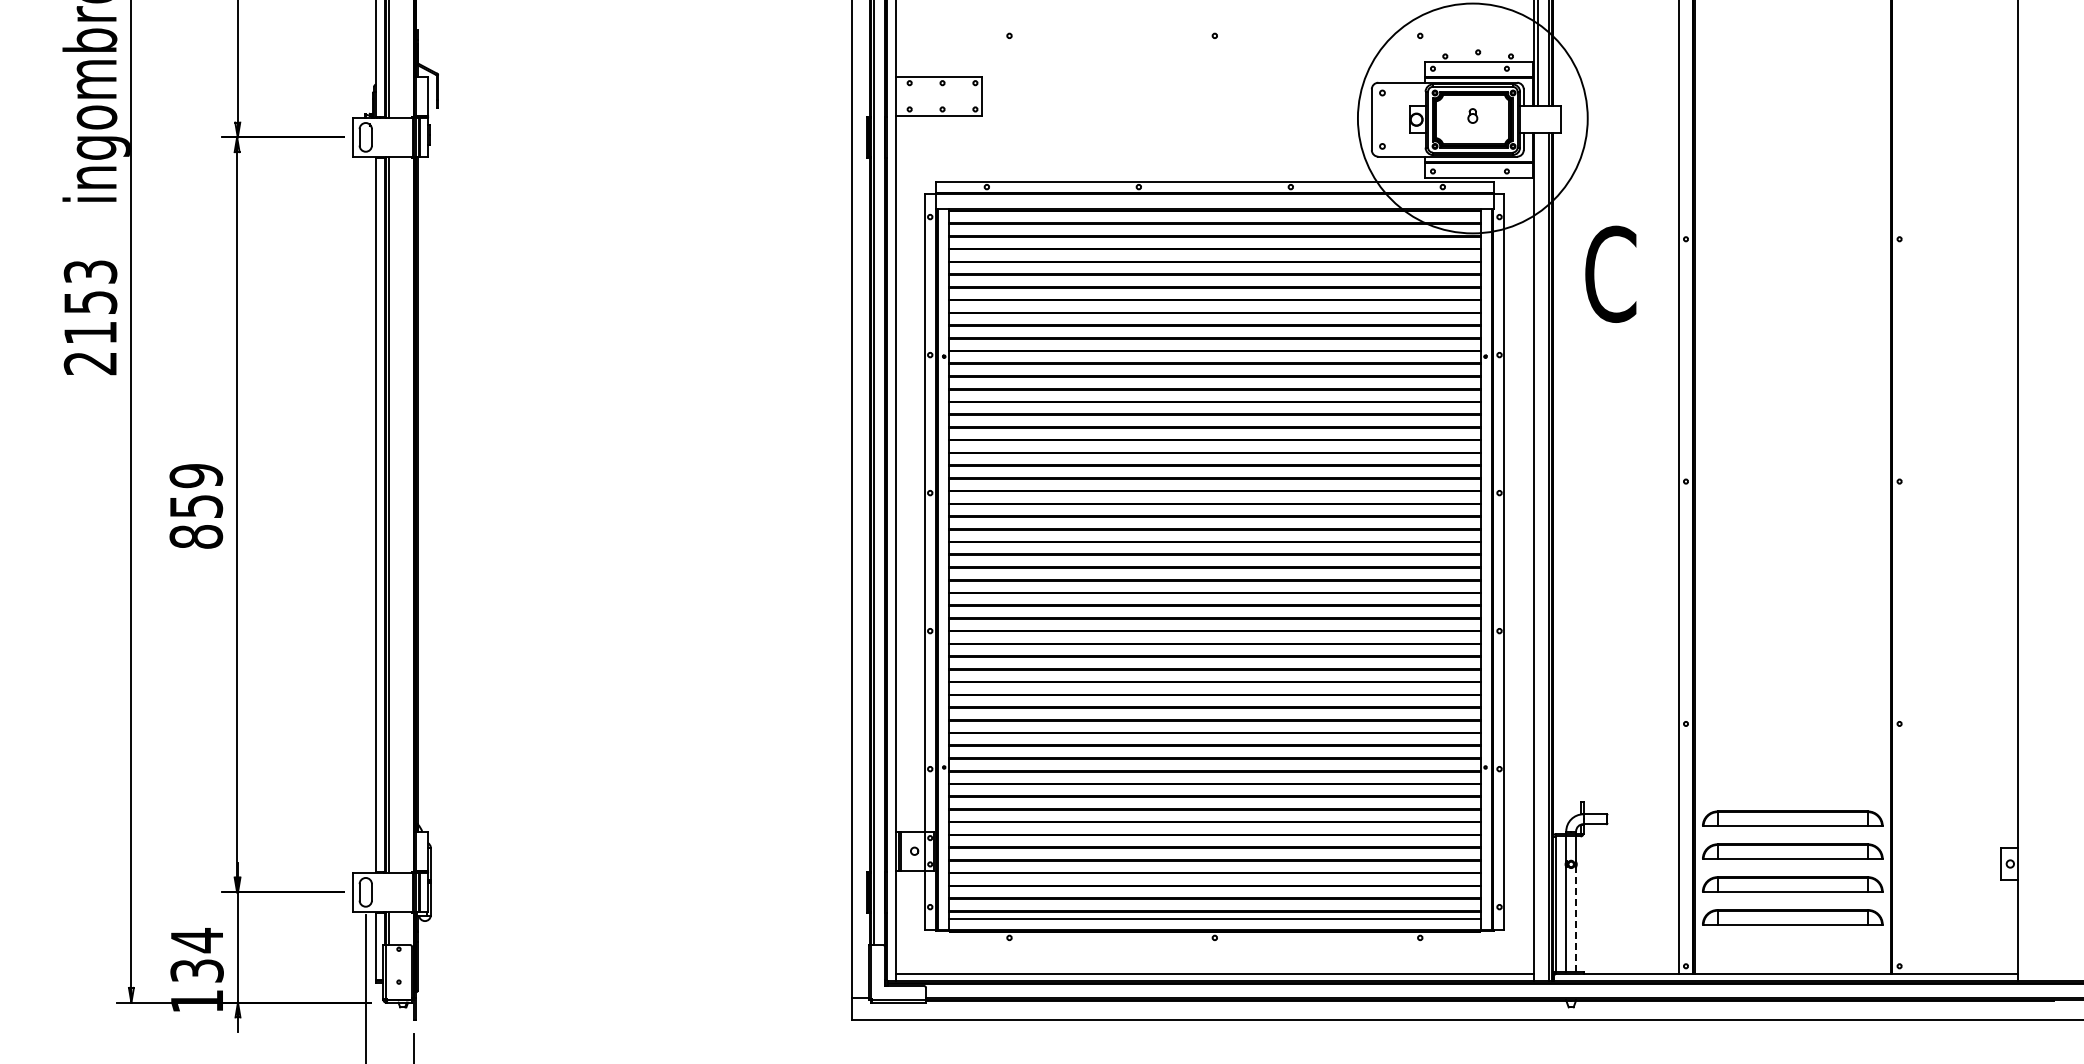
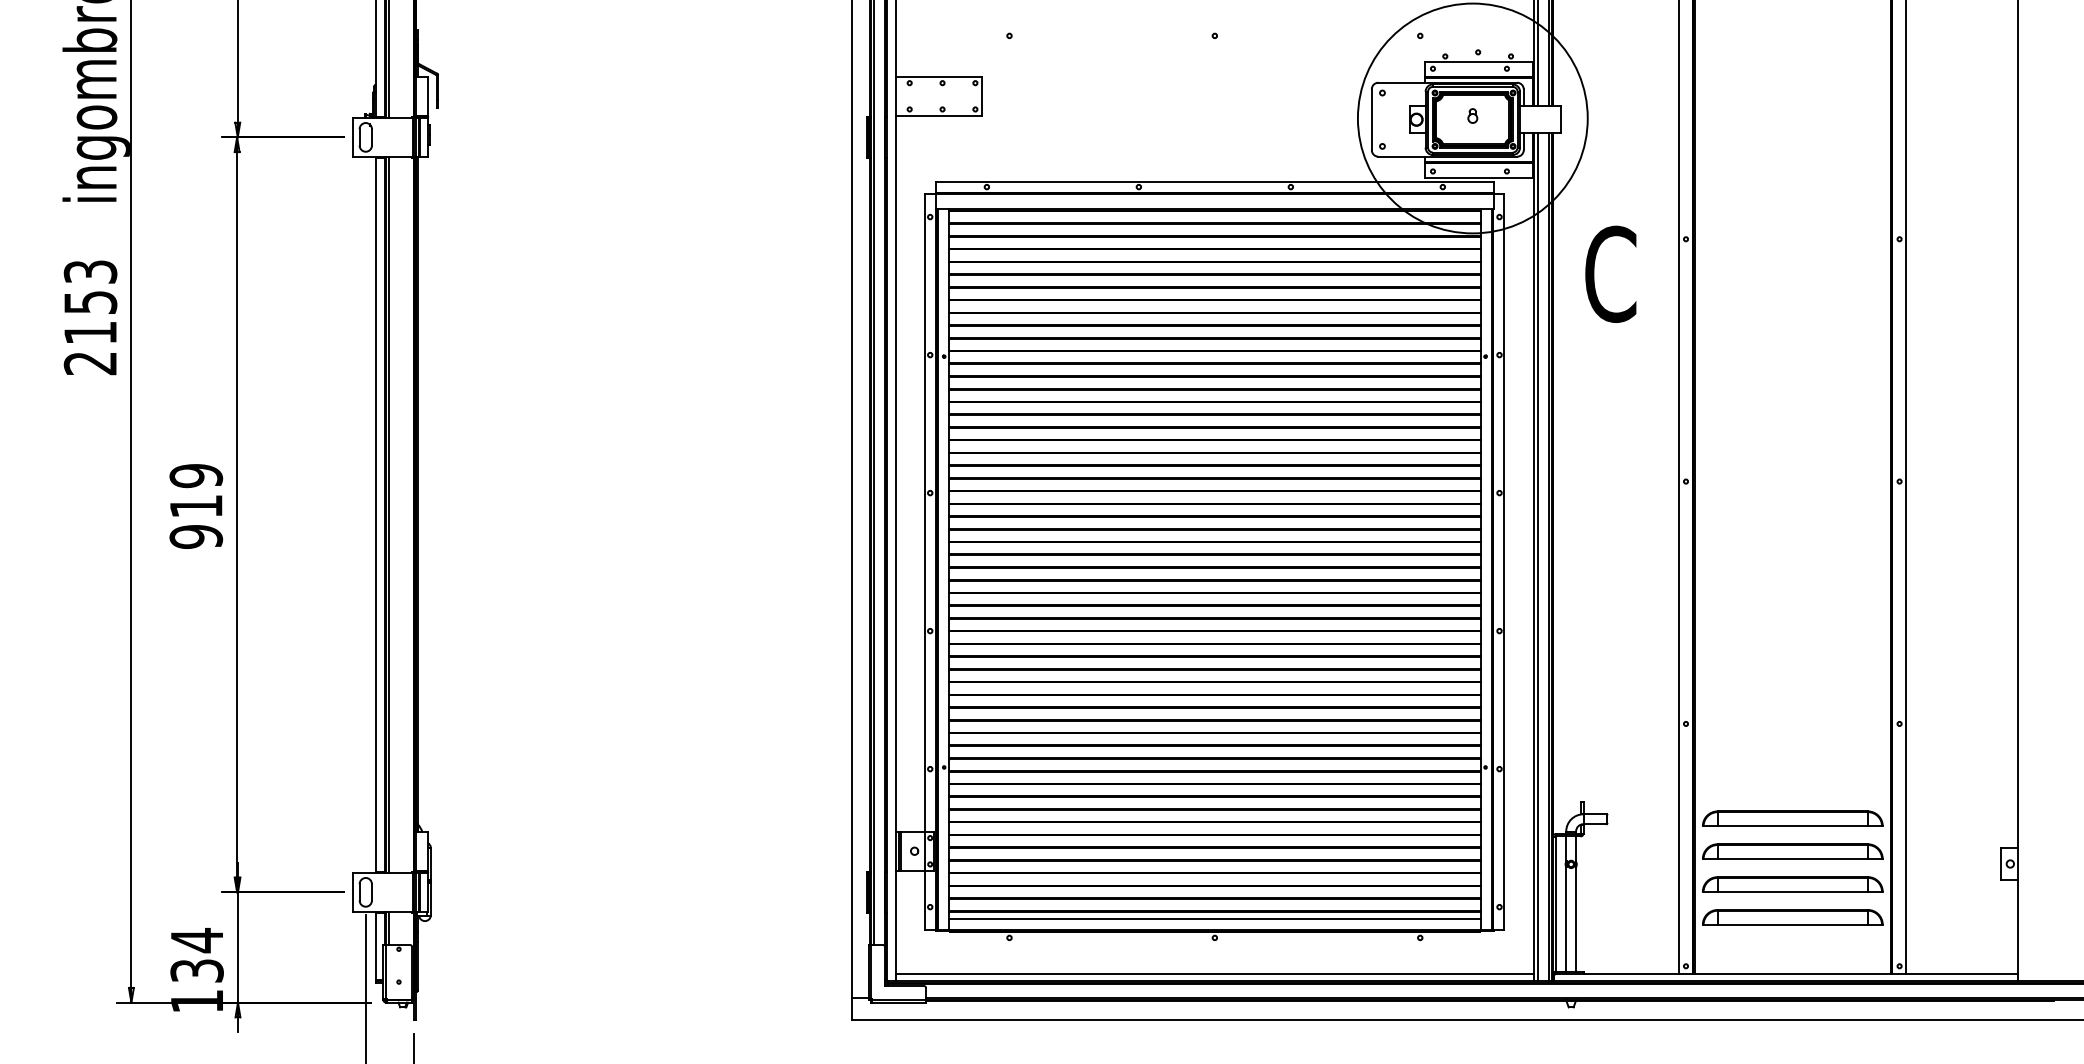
line: none -> present (1906, 488)
text: 859 -> 919 (196, 522)
line: none -> present (1538, 557)
line: dashed -> solid (1576, 919)
